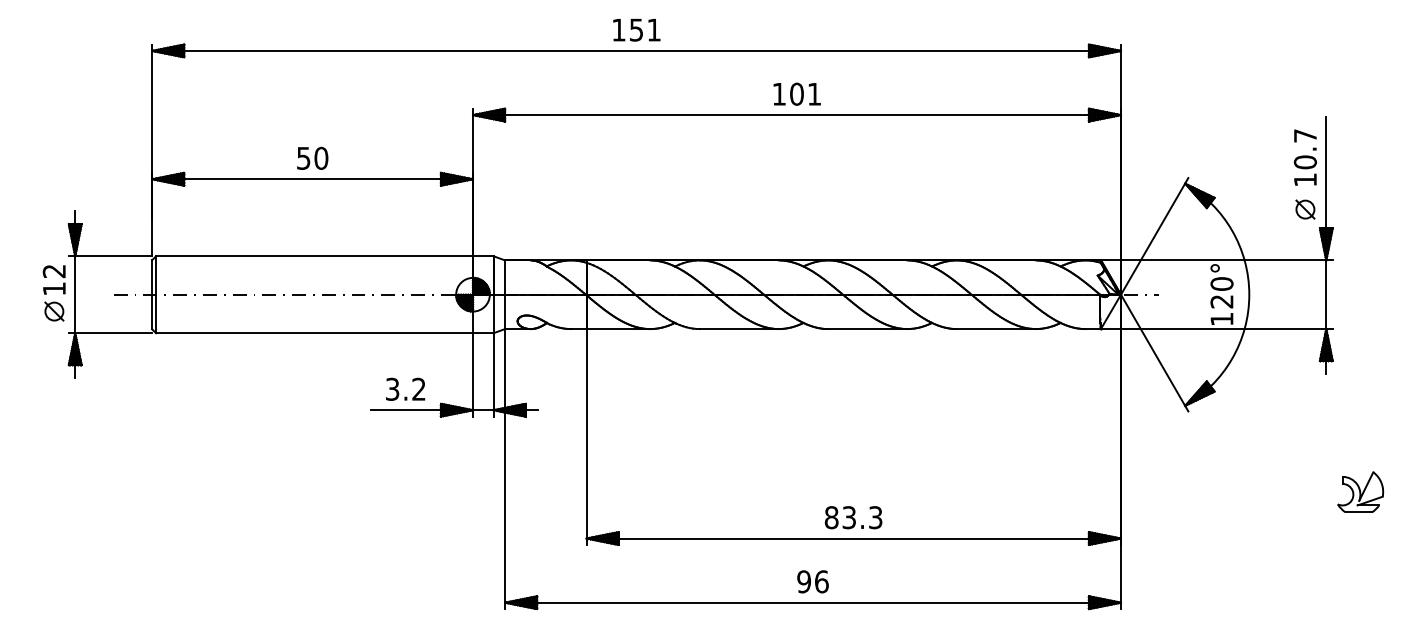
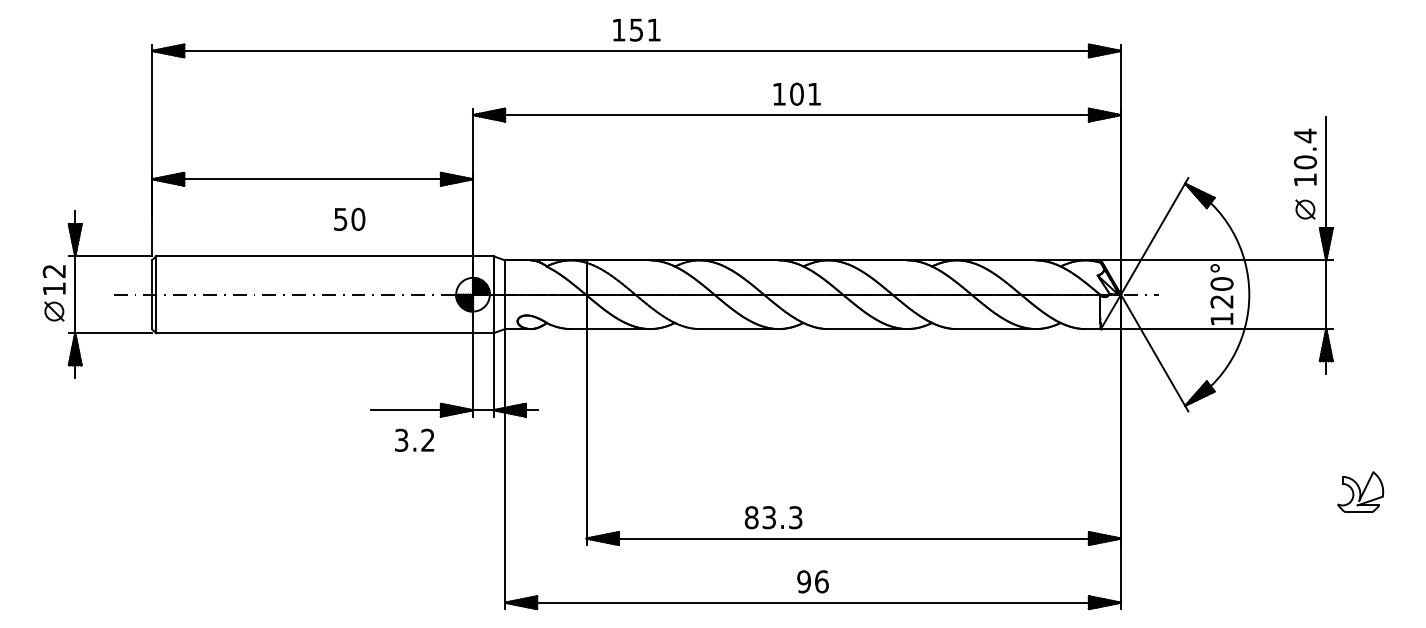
text: 10.7 -> 10.4 (1305, 135)
text position: (312, 157) -> (349, 218) (349, 218)
text position: (405, 388) -> (414, 439) (414, 439)
text position: (853, 517) -> (773, 517) (773, 517)
